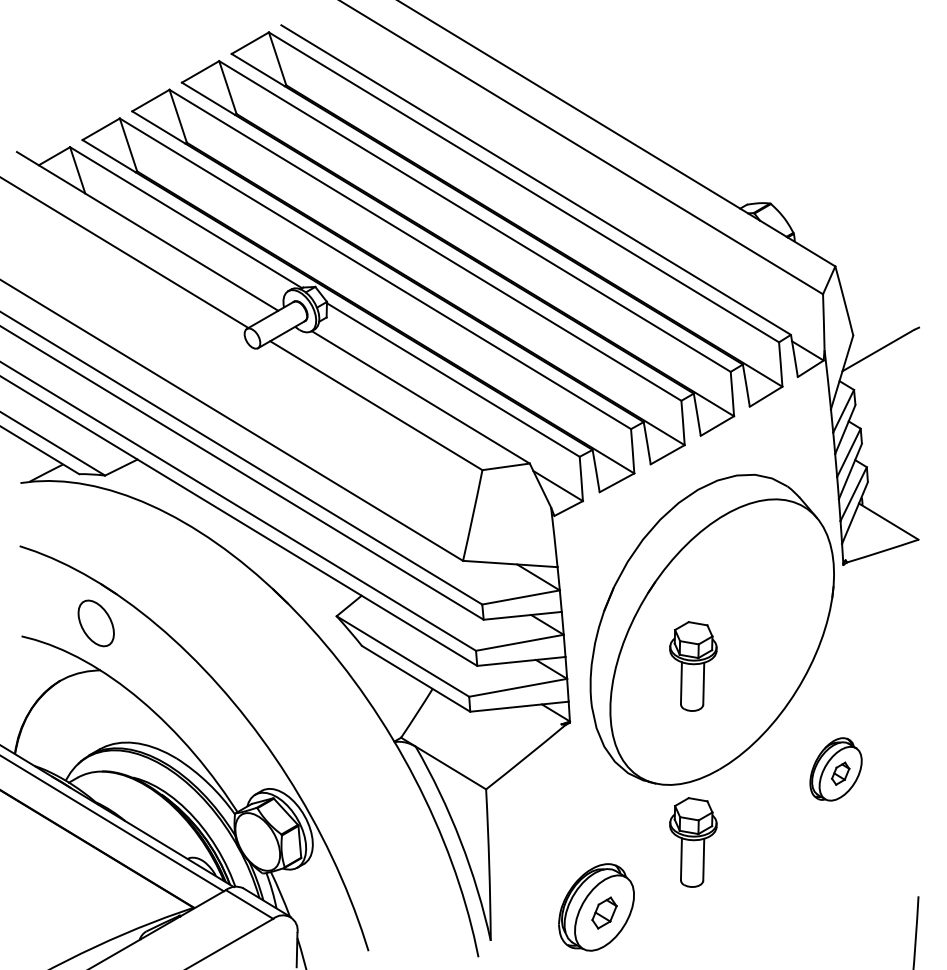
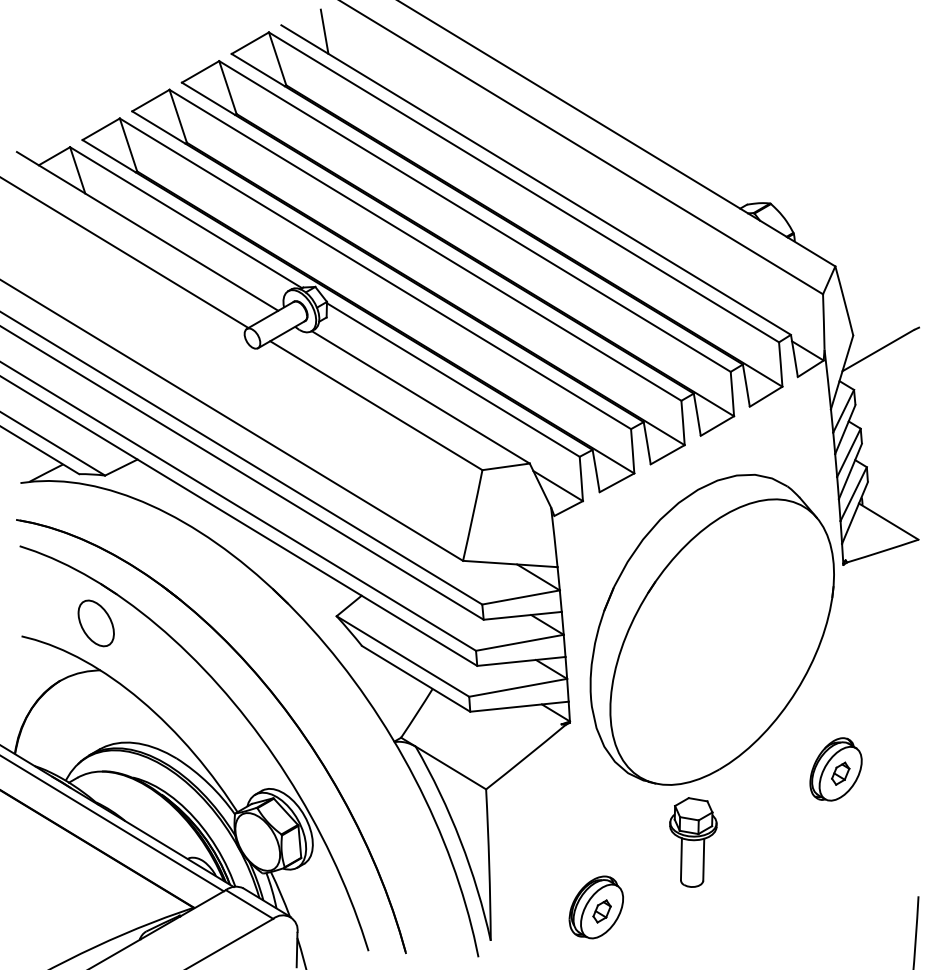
line: none -> present (324, 31)
part: present -> none (693, 666)
part: none -> present (268, 690)
part size: 77x89 px -> 56x65 px (595, 907)
